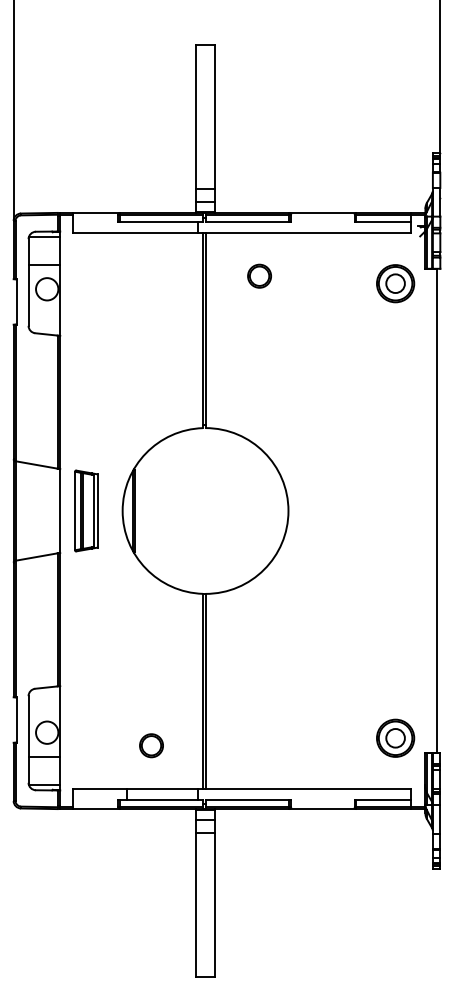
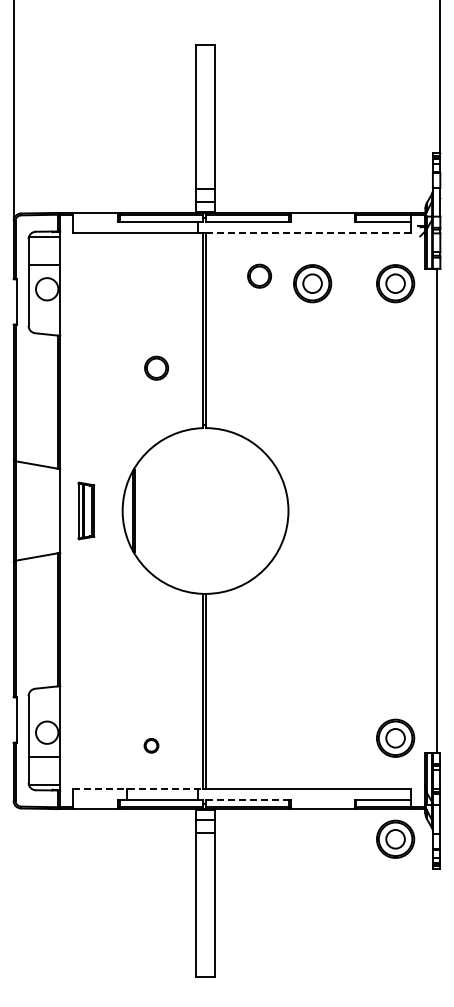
line: solid -> dashed (307, 233)
part: none -> present (312, 283)
part: none -> present (156, 367)
part size: 25x84 px -> 19x60 px (86, 510)
part size: 25x26 px -> 17x16 px (151, 745)
line: solid -> dashed (138, 788)
line: solid -> dashed (247, 799)
part: none -> present (395, 838)
